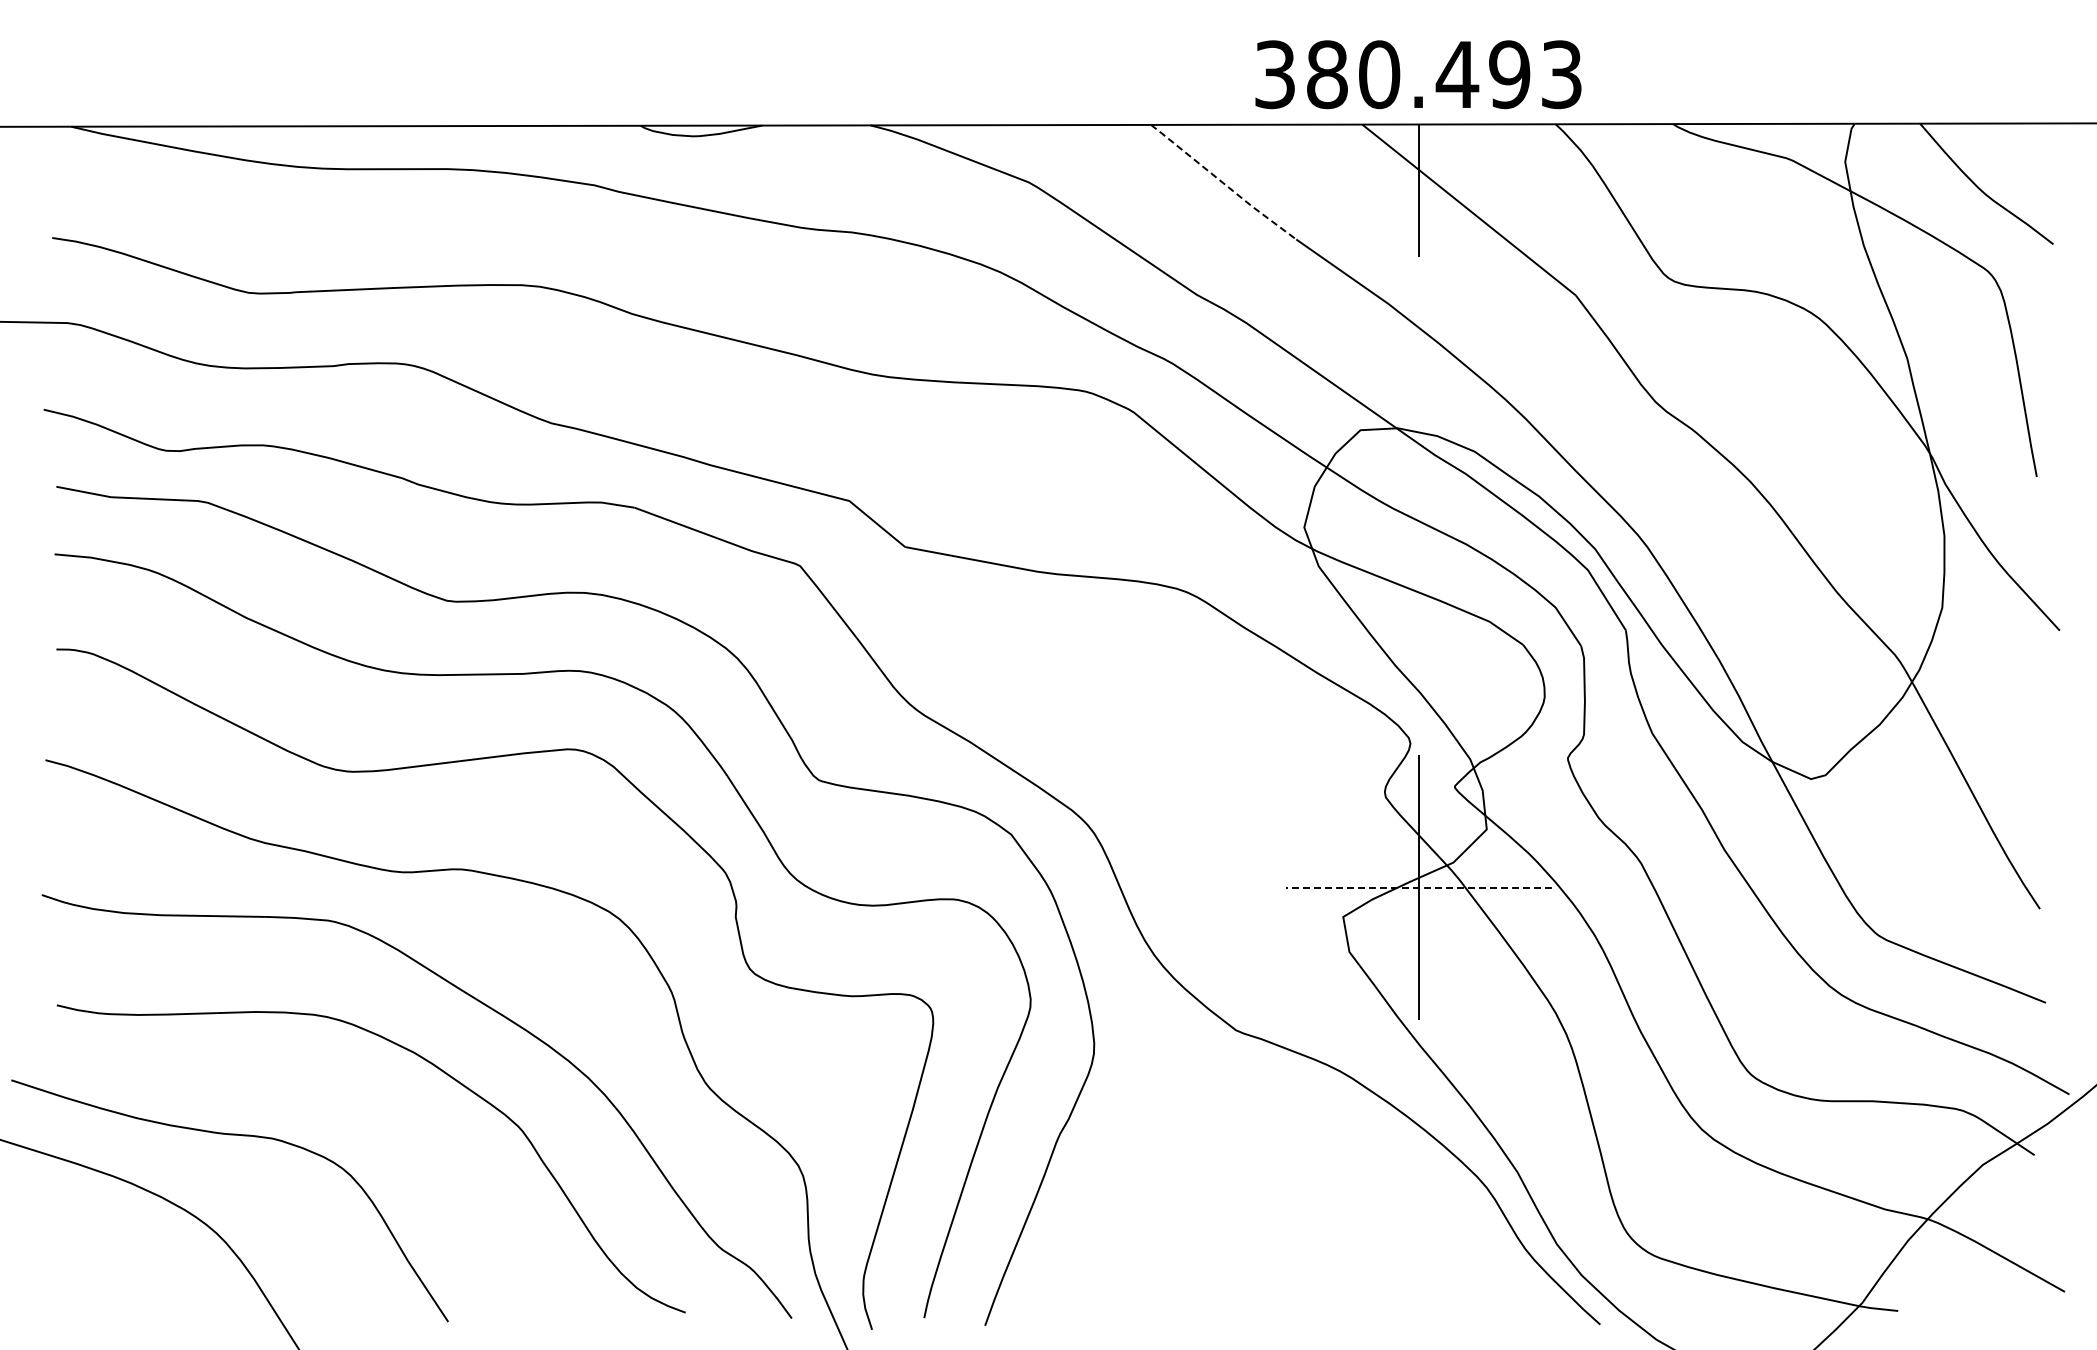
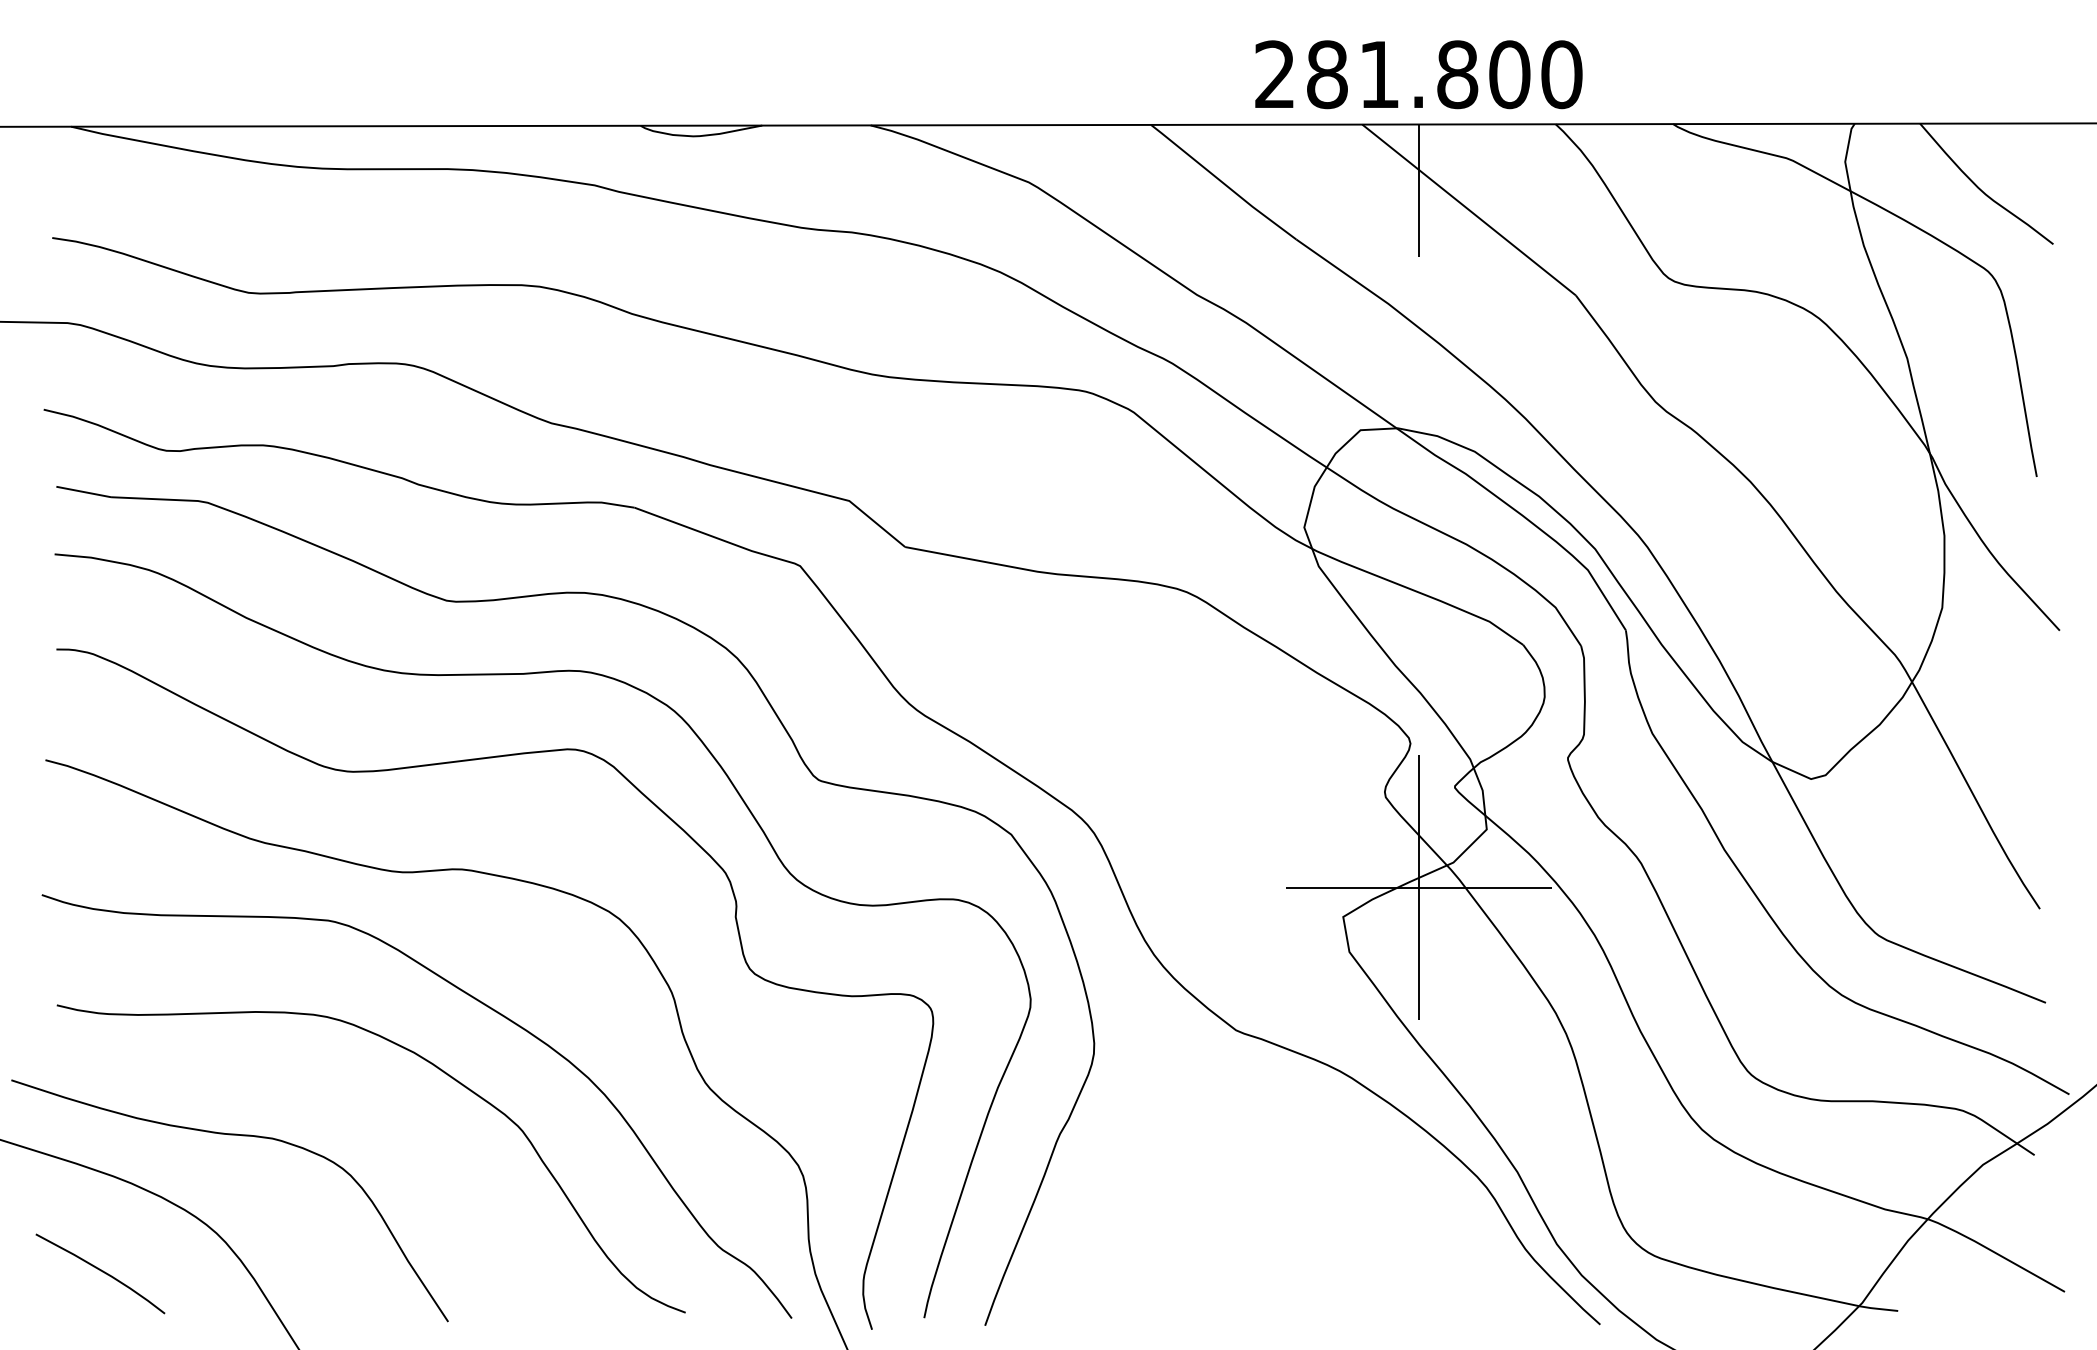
text: 380.493 -> 281.800 (1418, 74)
line: dashed -> solid (1223, 183)
line: dashed -> solid (1418, 887)
curve: none -> present (100, 1271)
